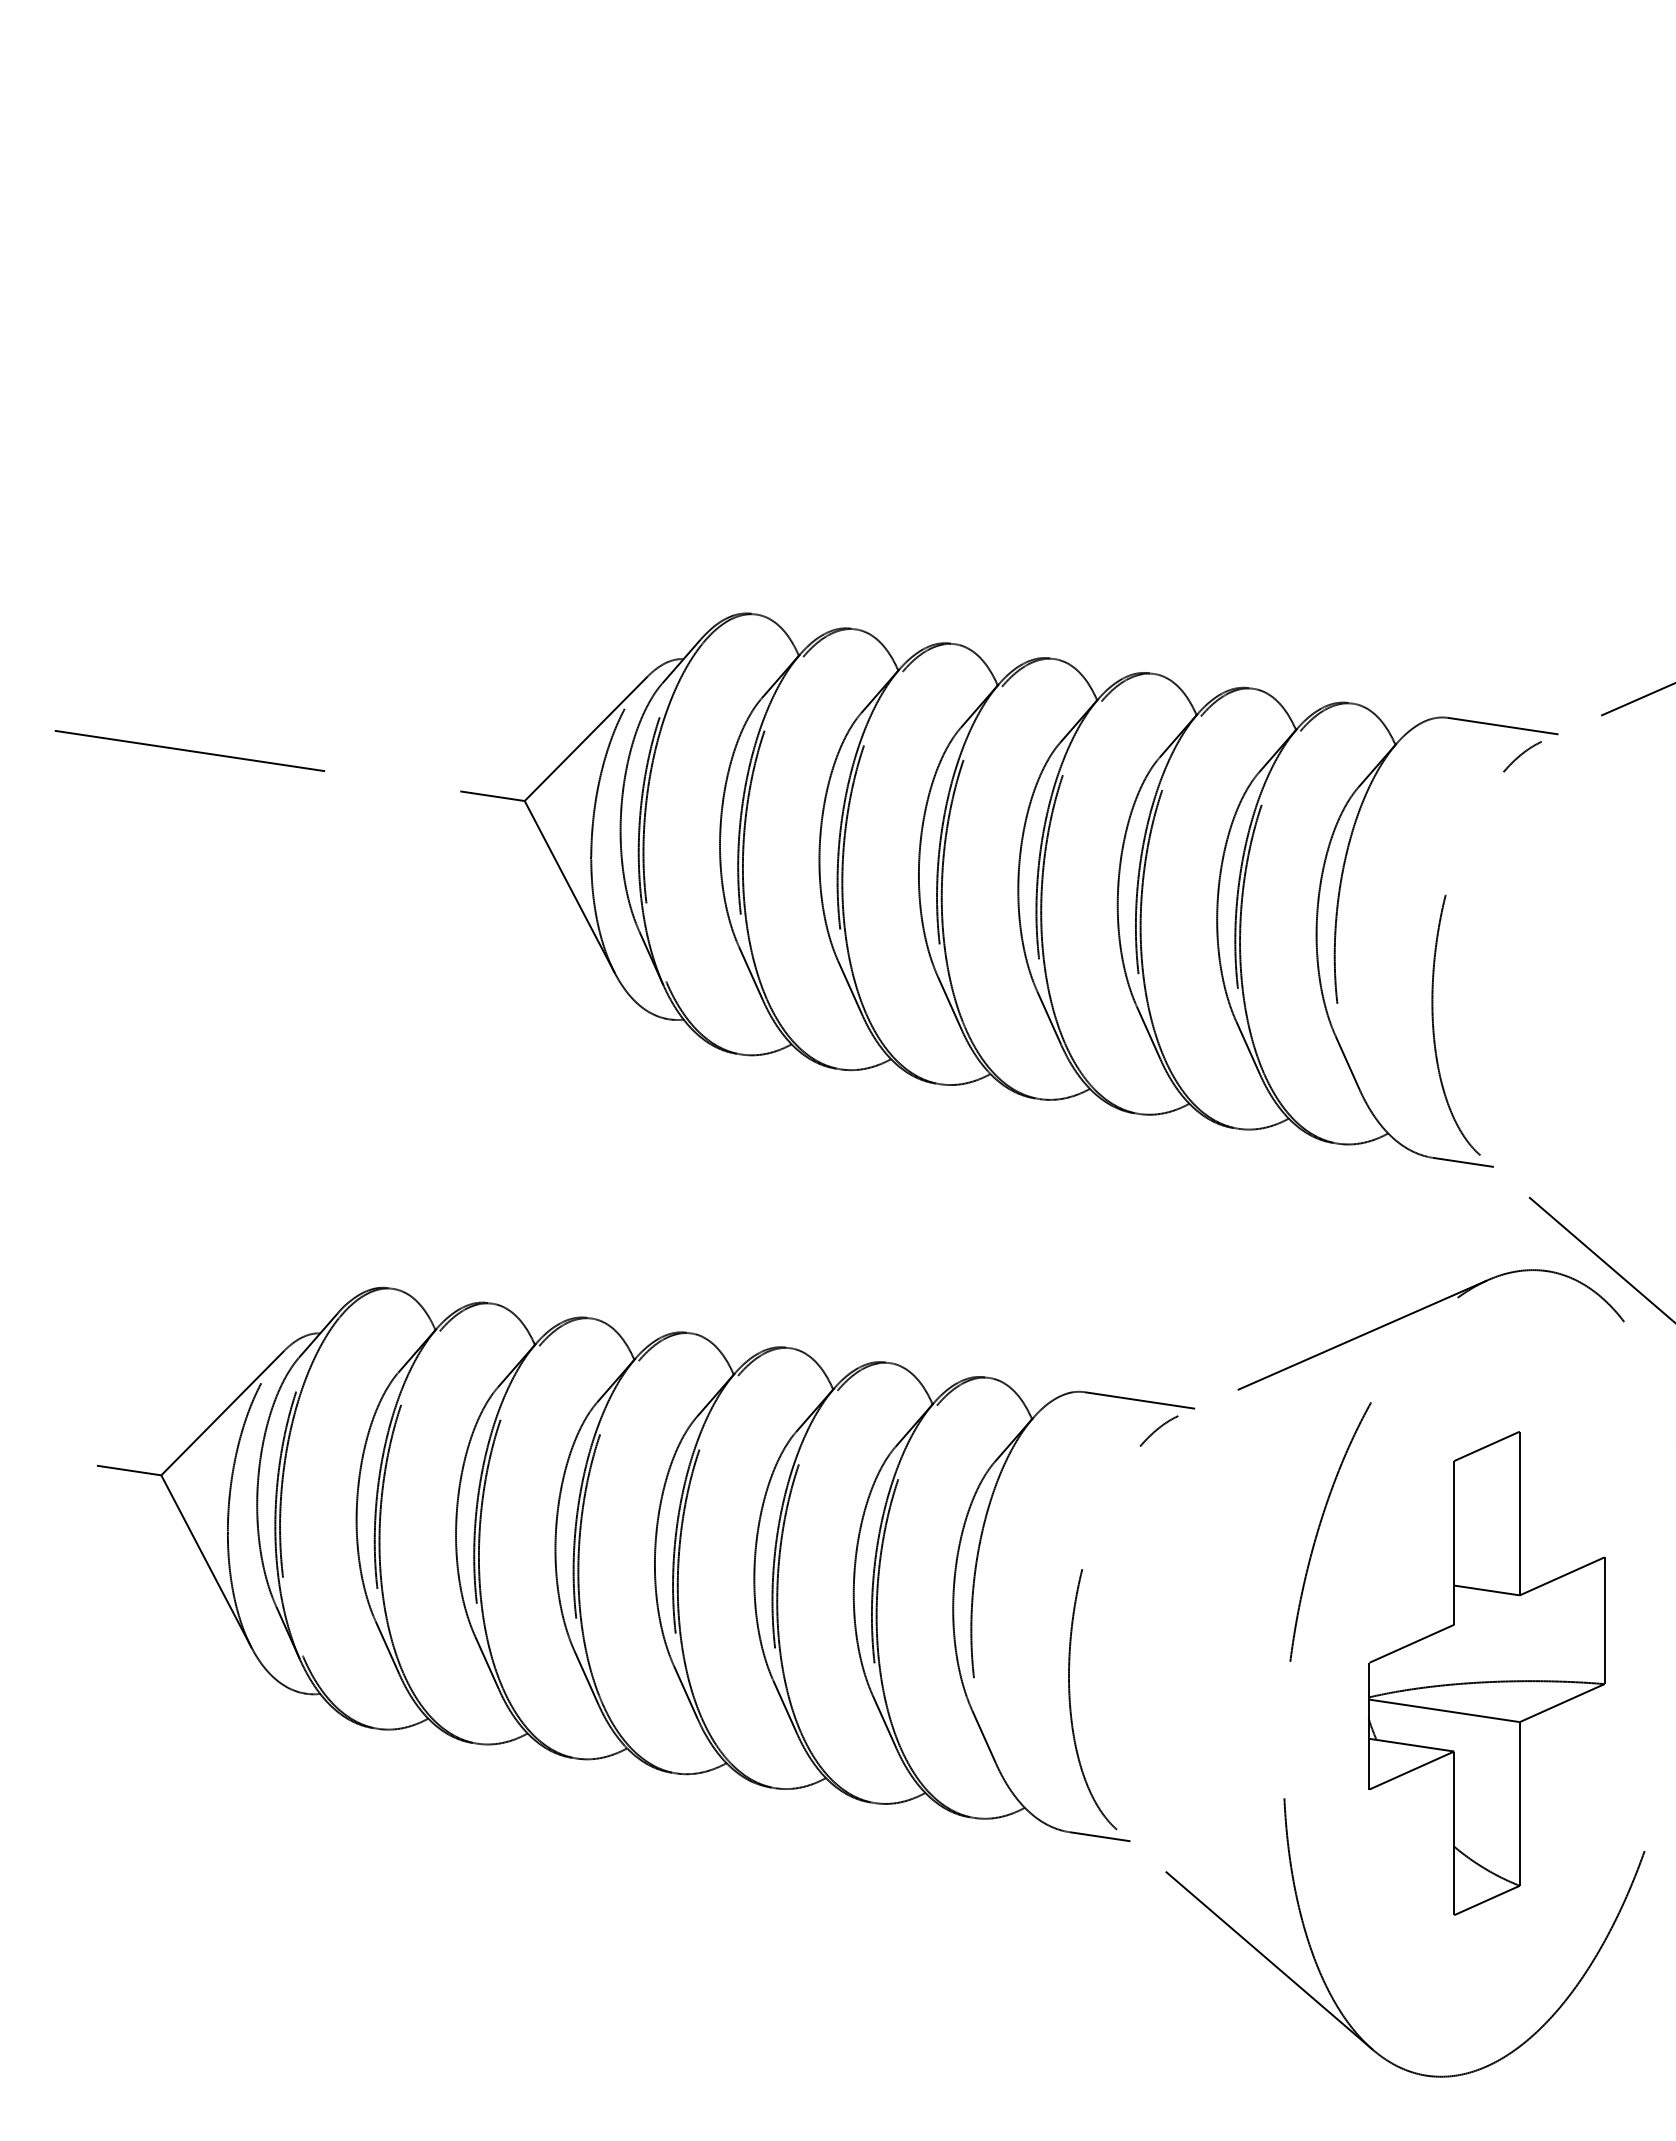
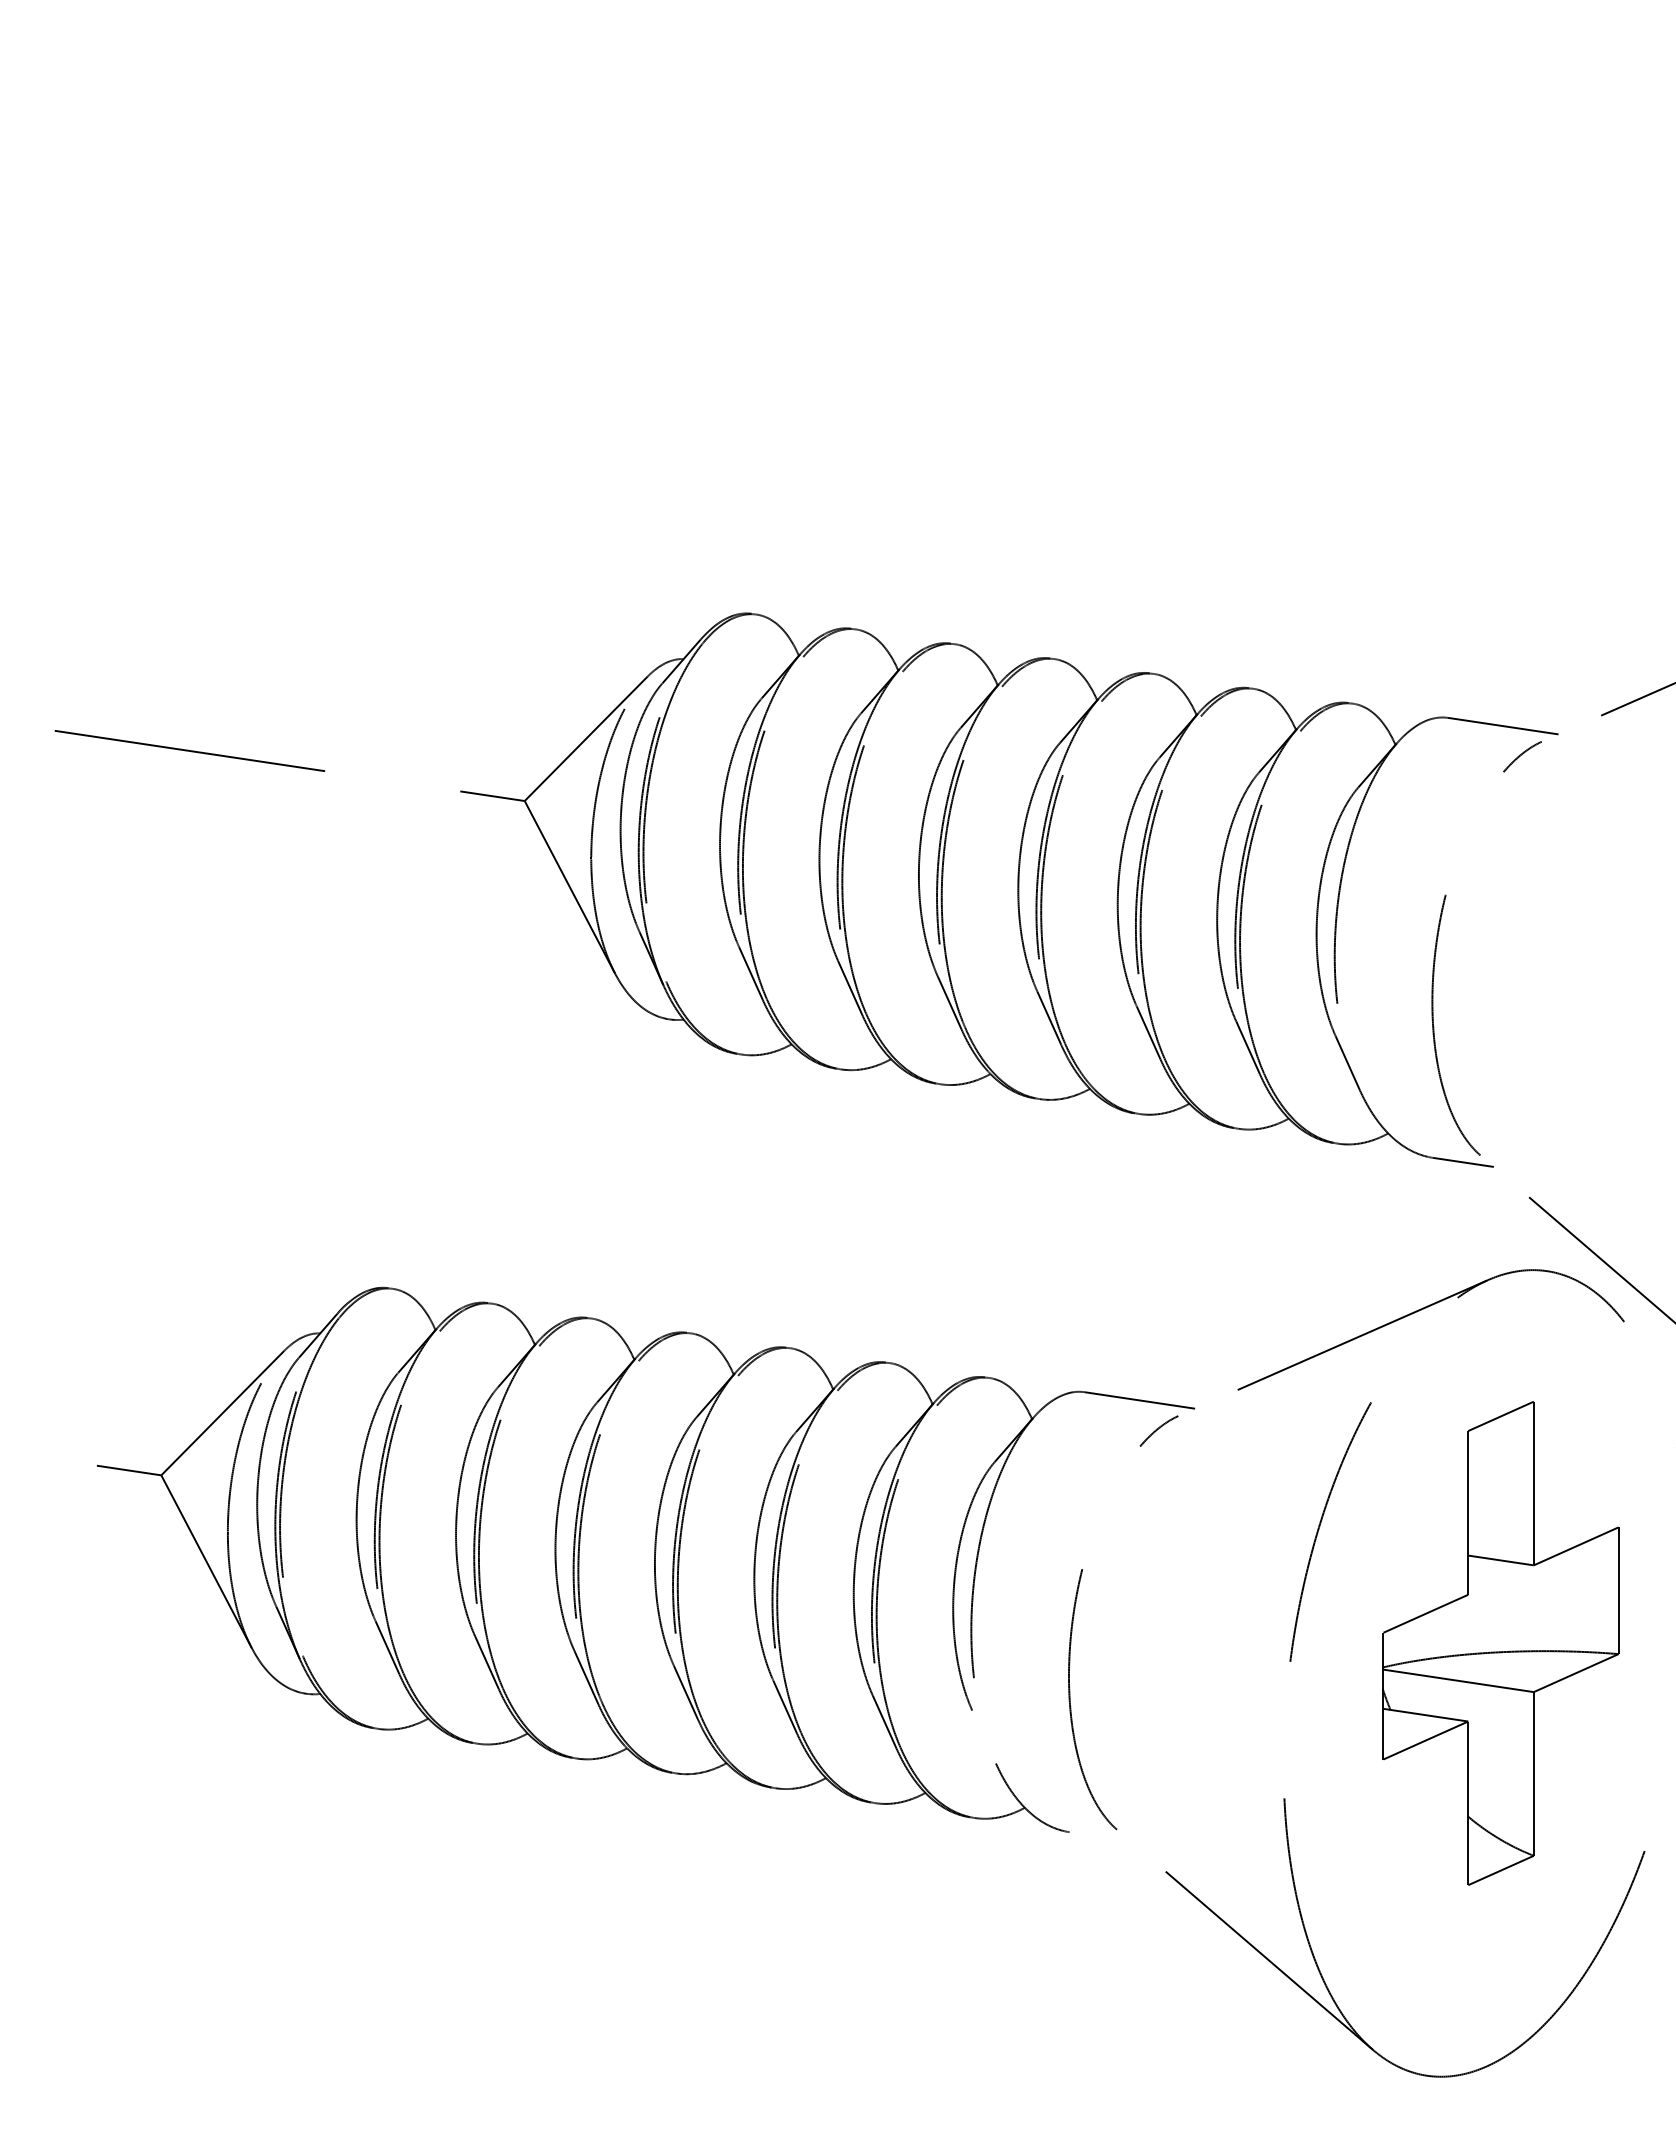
part position: (1486, 1673) -> (1500, 1643) (1500, 1643)
line: present -> none (983, 1736)
line: present -> none (1099, 1836)
